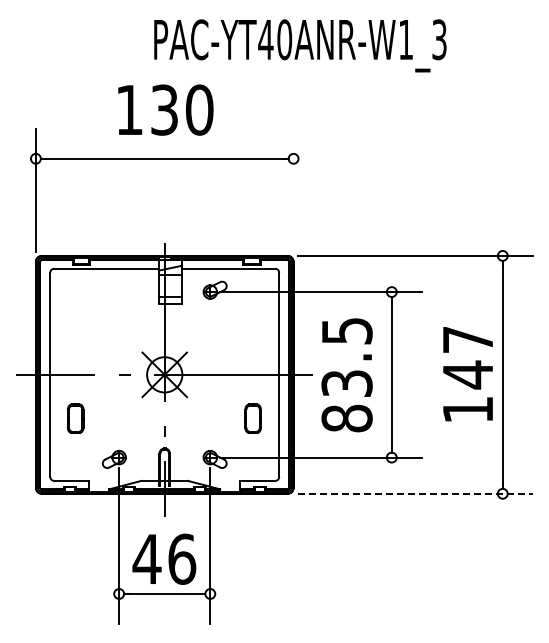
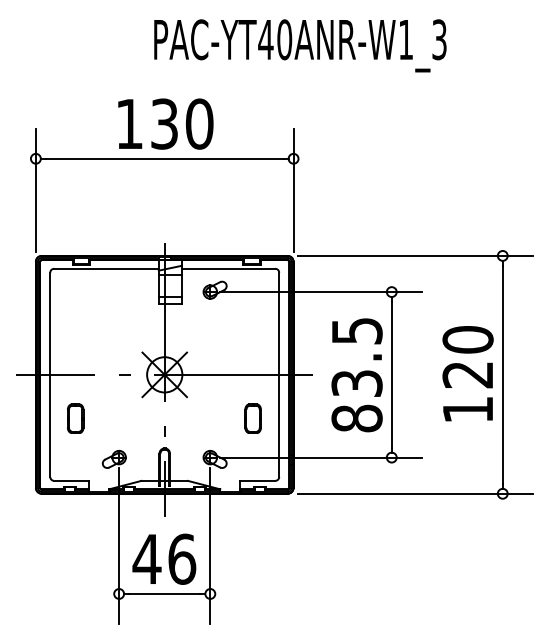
text position: (165, 109) -> (165, 123) (165, 123)
line: none -> present (293, 190)
text: 147 -> 120 (467, 357)
text position: (346, 375) -> (356, 375) (356, 375)
line: dashed -> solid (415, 493)
